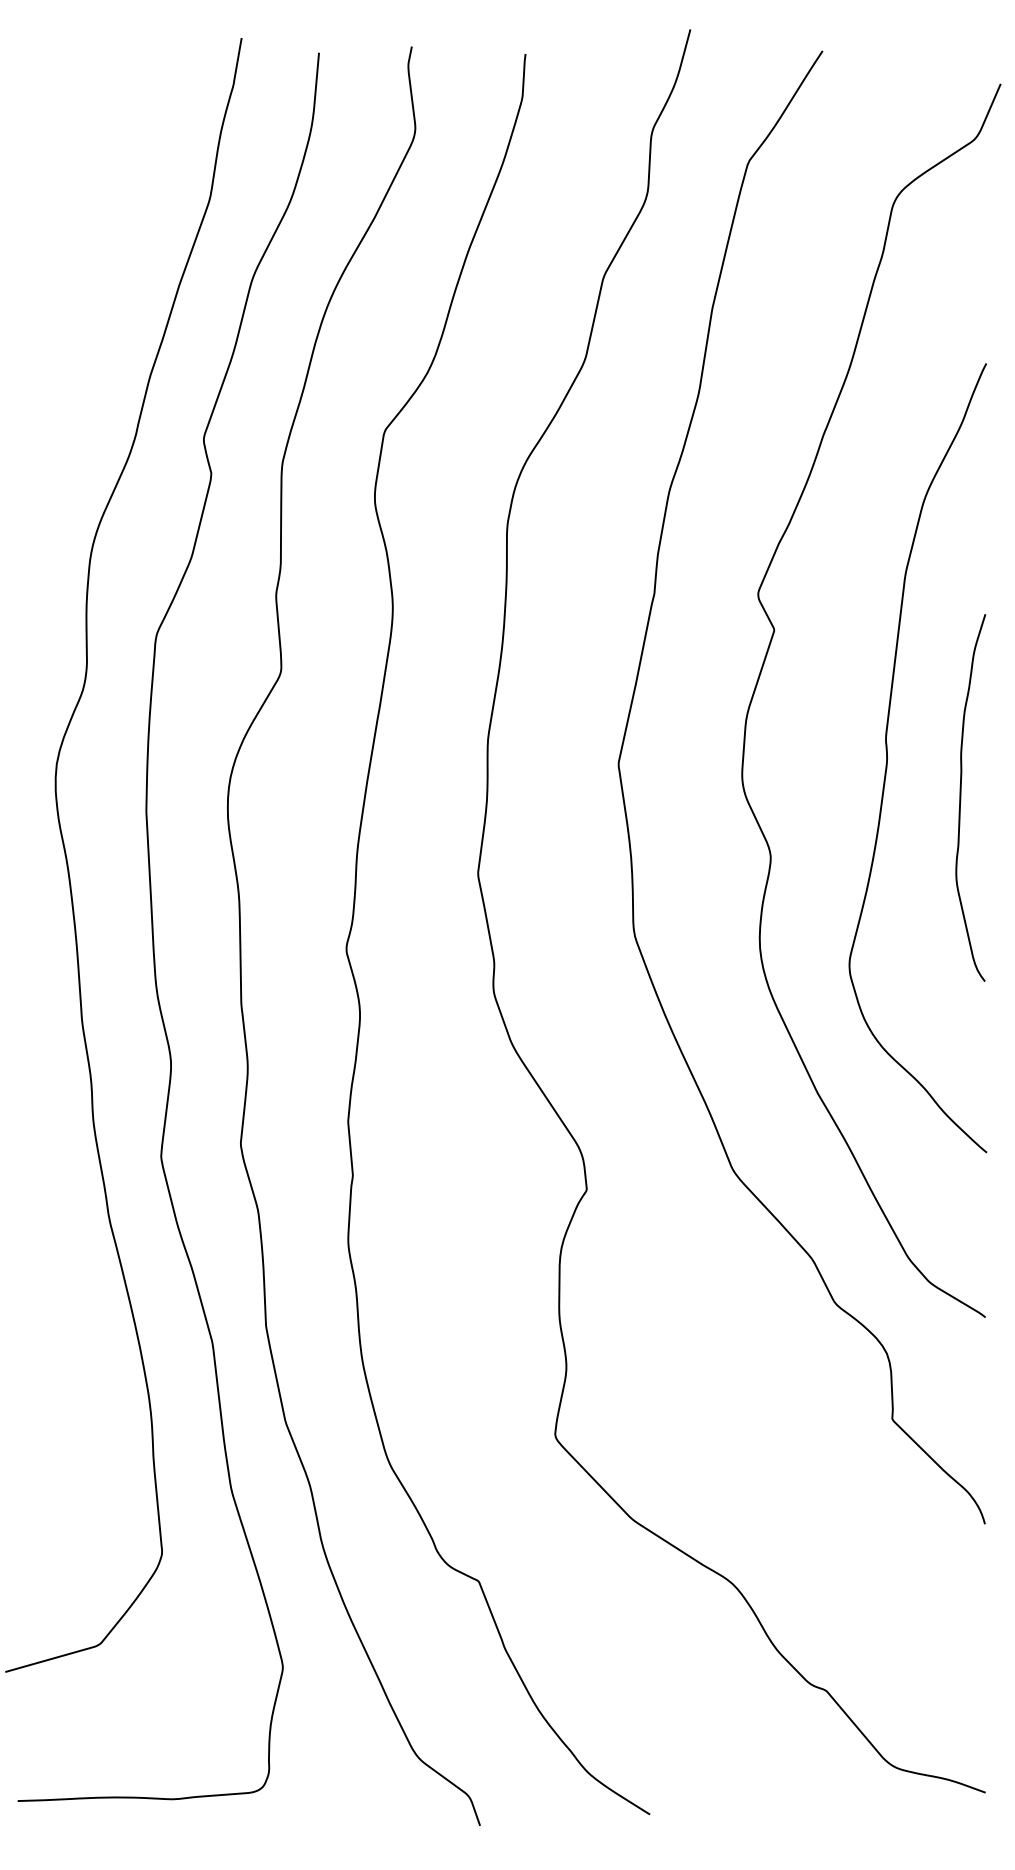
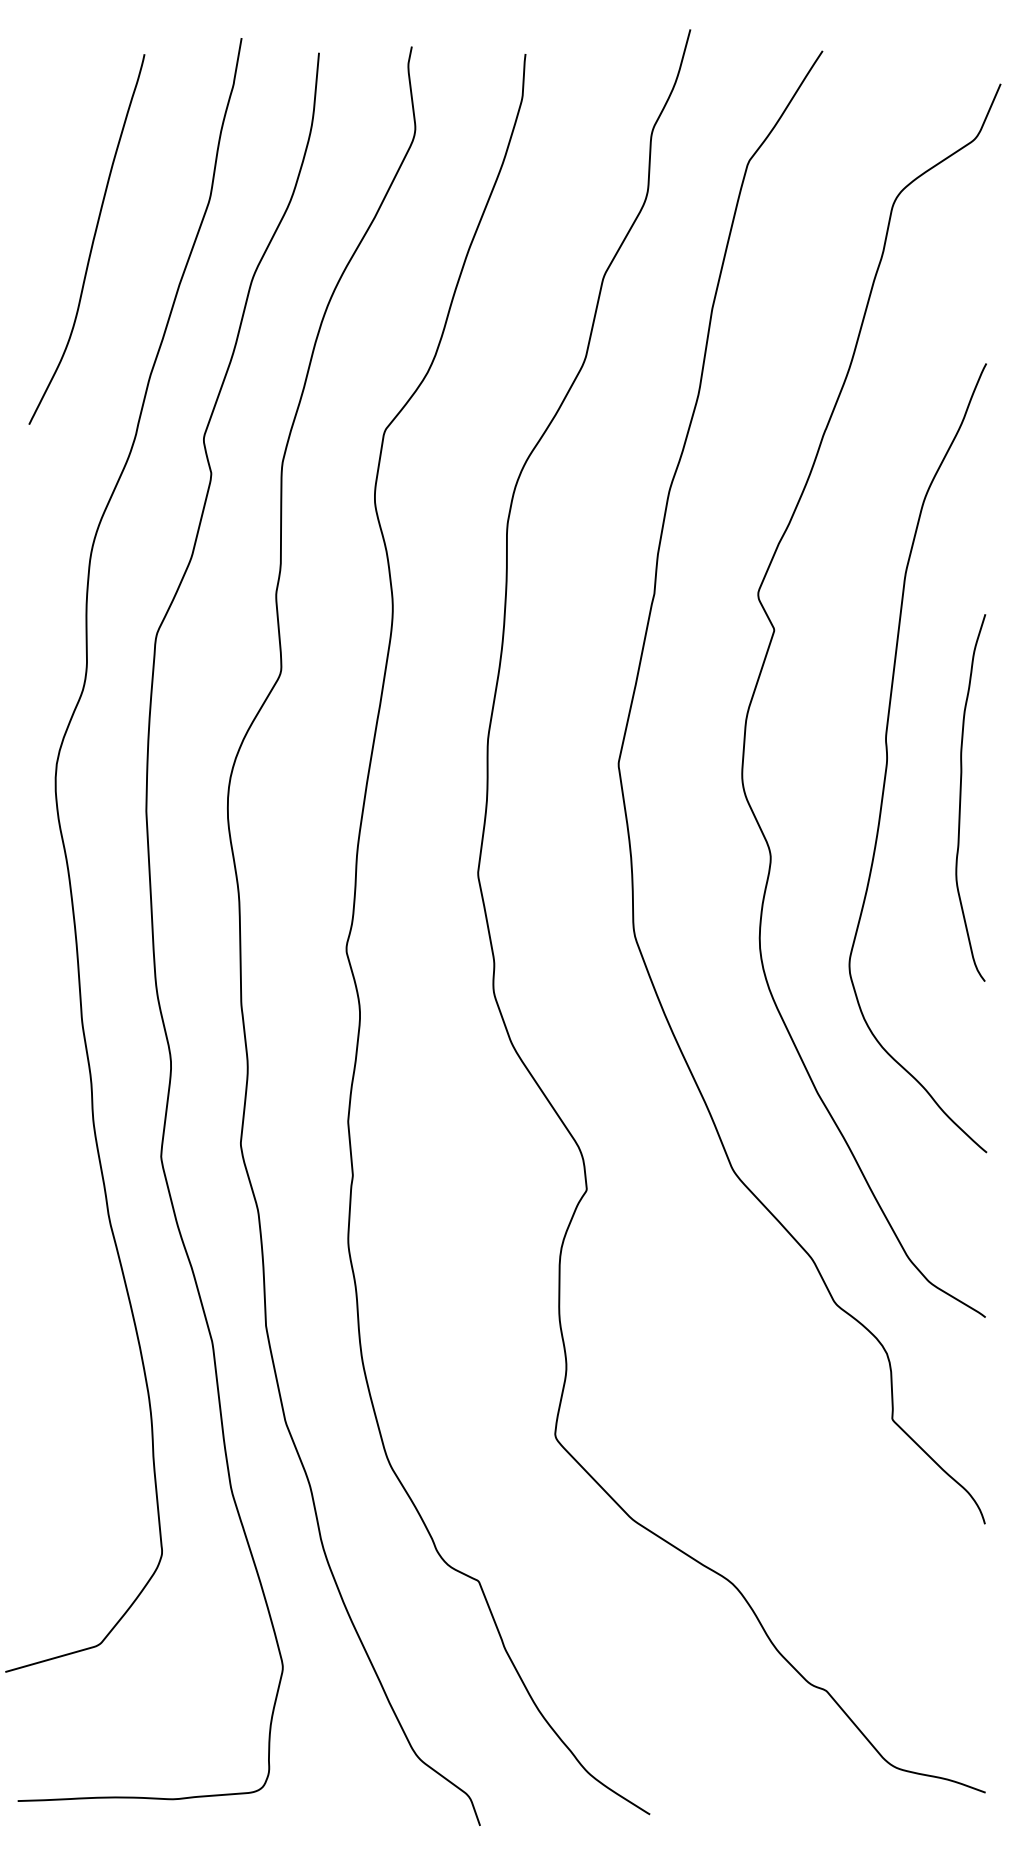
curve: none -> present (92, 239)
